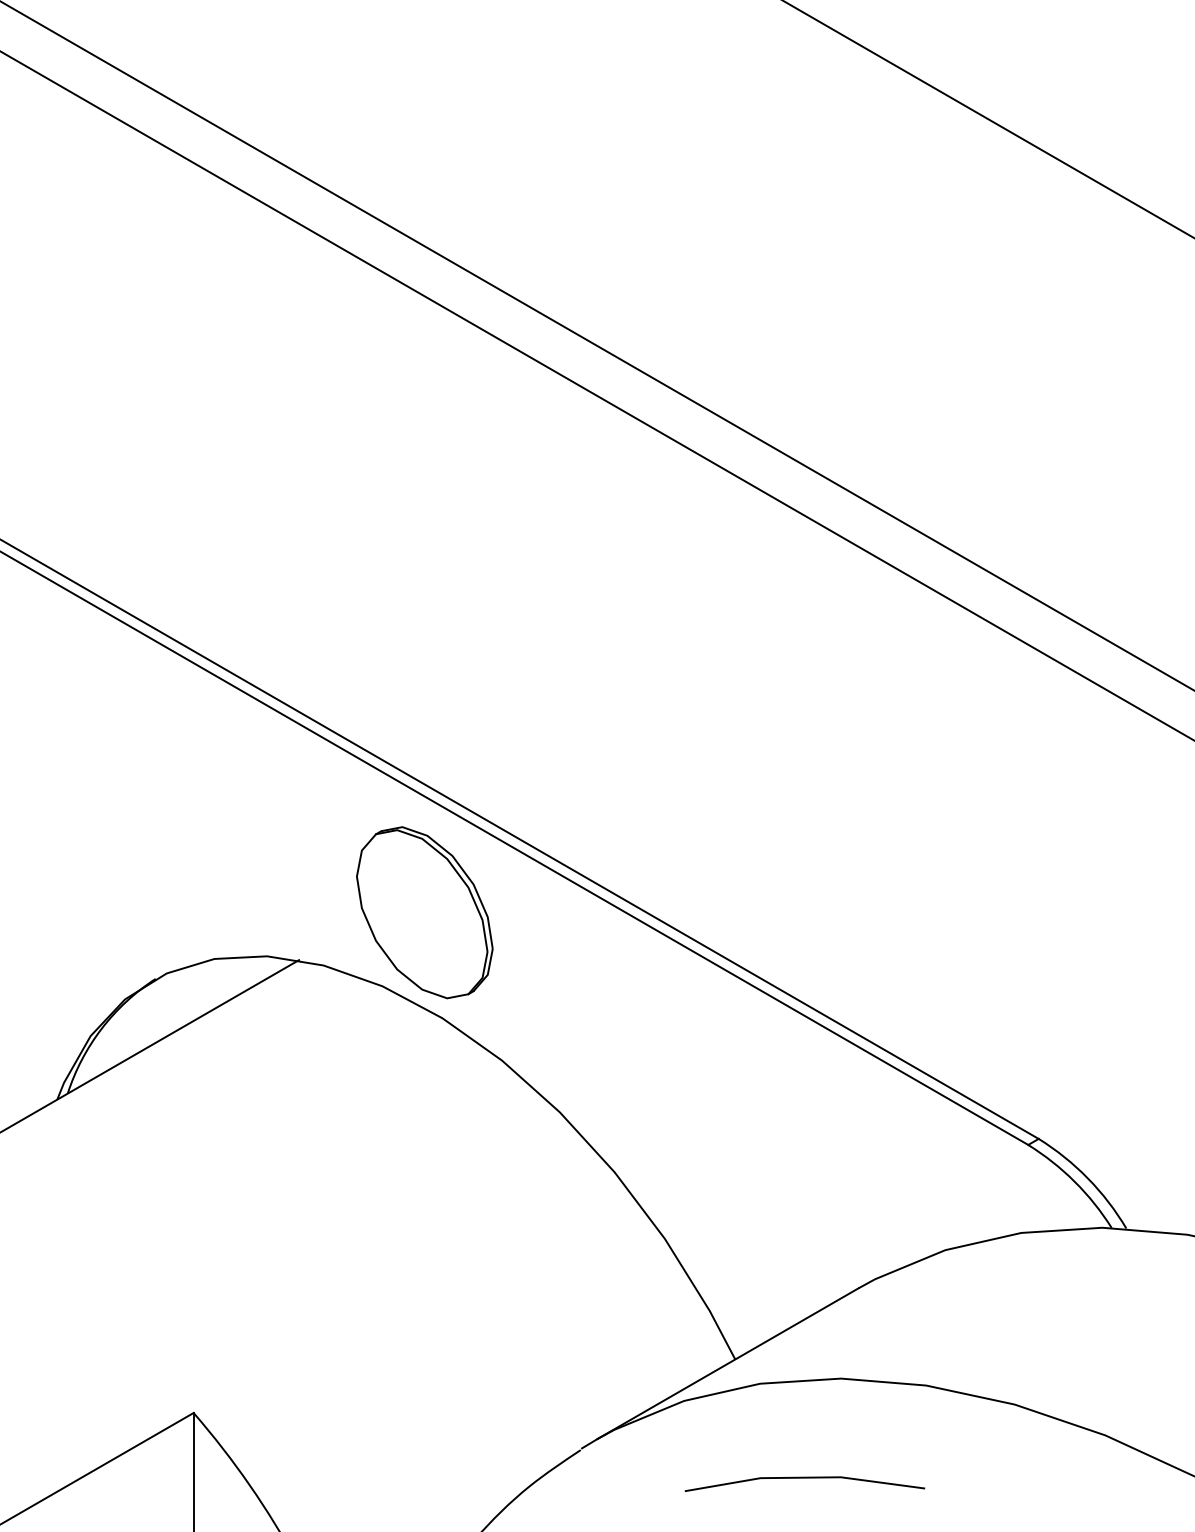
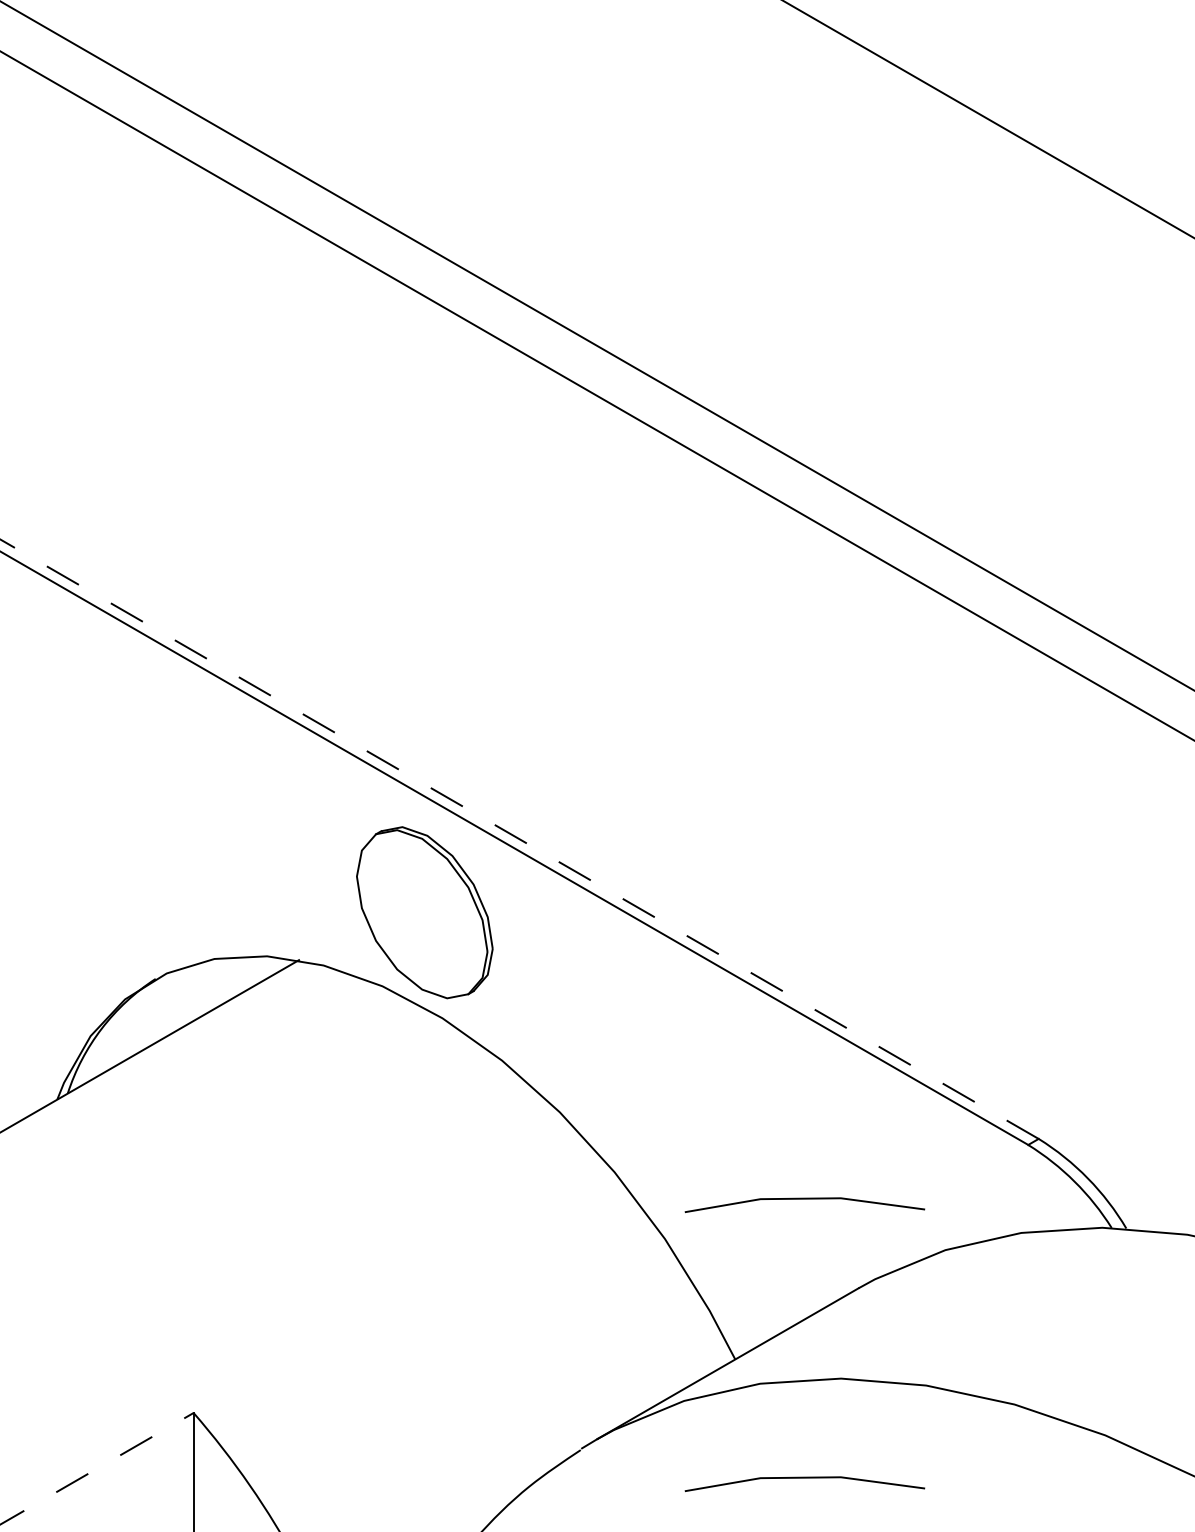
line: solid -> dashed (519, 839)
line: none -> present (804, 1199)
line: solid -> dashed (96, 1468)
